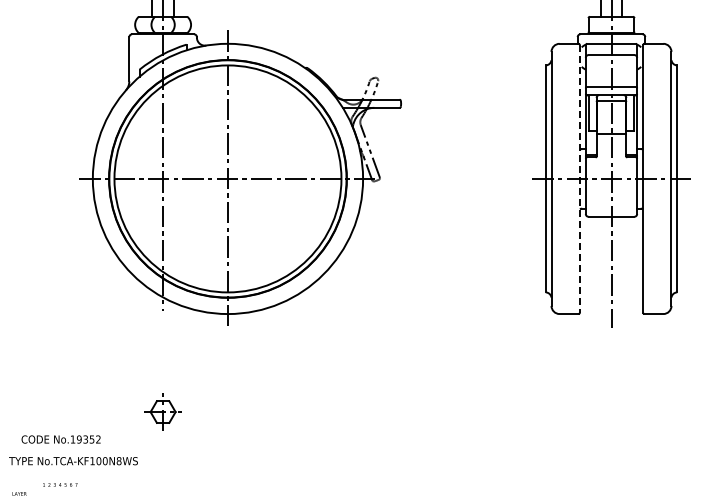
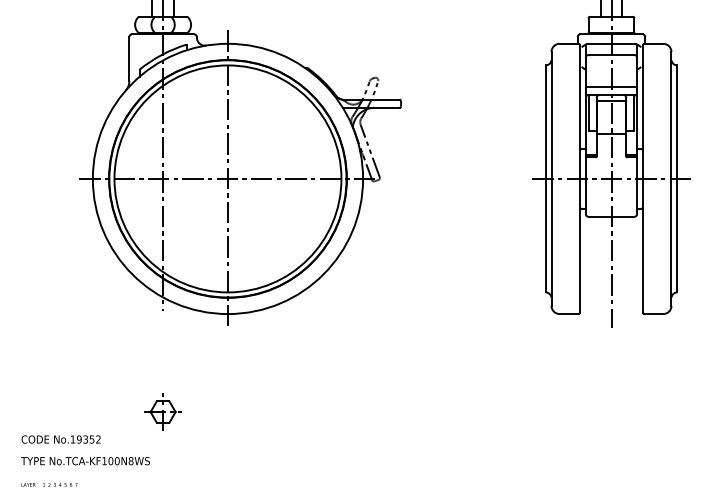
line: dashed -> solid (579, 178)
text position: (73, 461) -> (85, 461) (85, 461)
text position: (19, 493) -> (28, 484) (28, 484)
